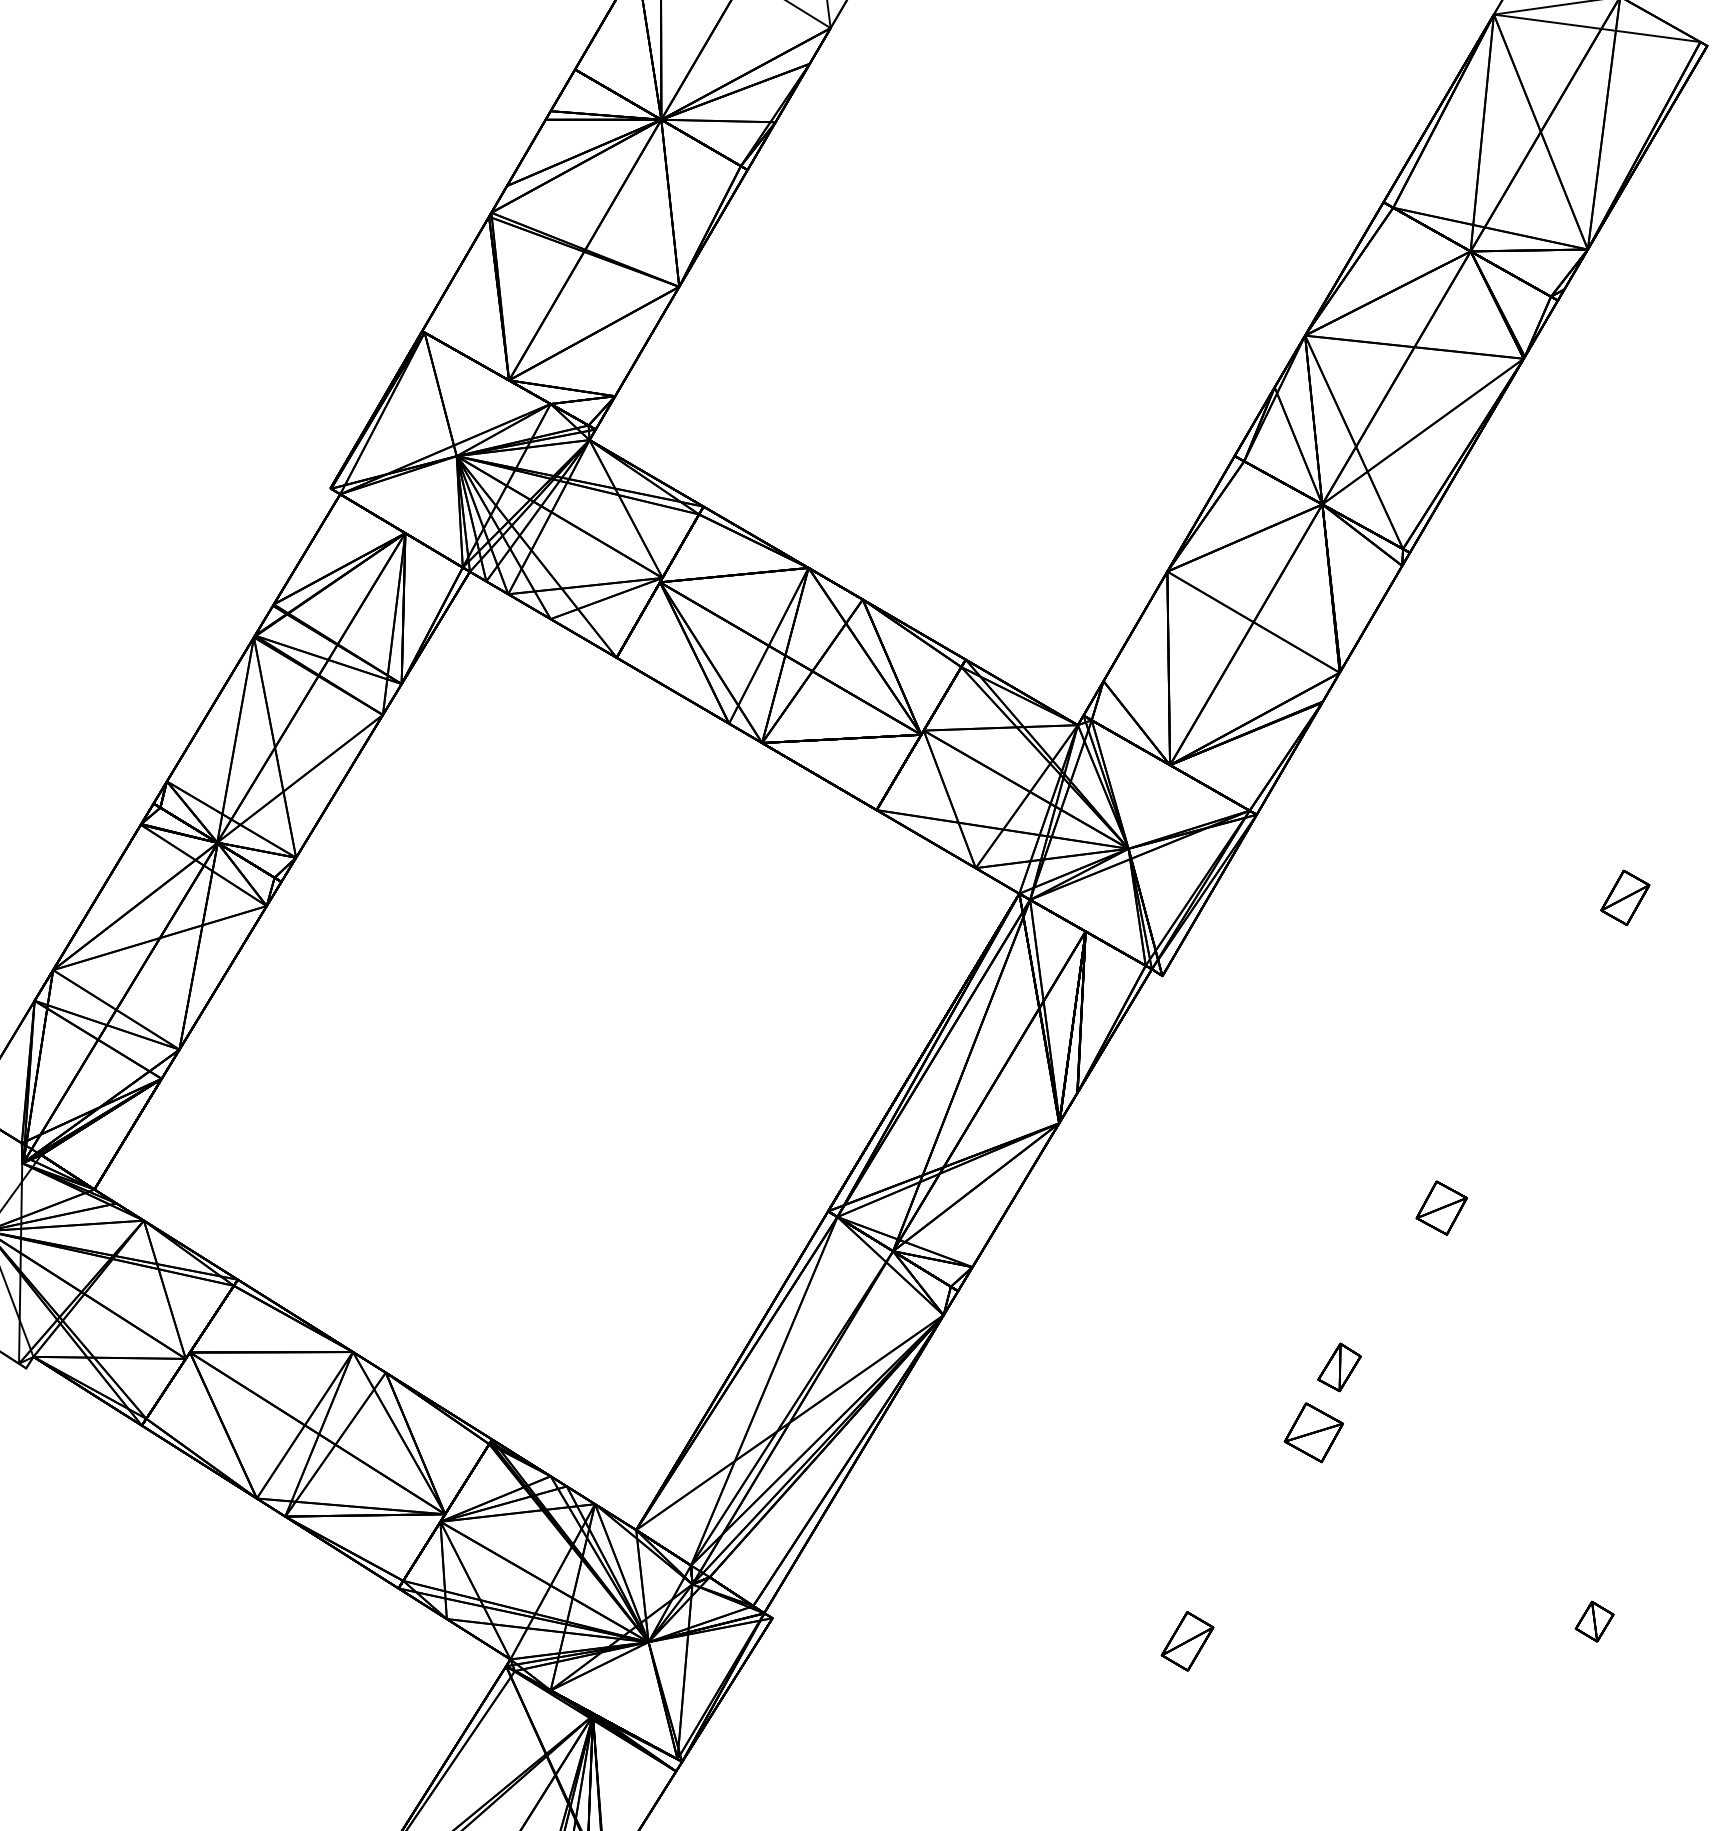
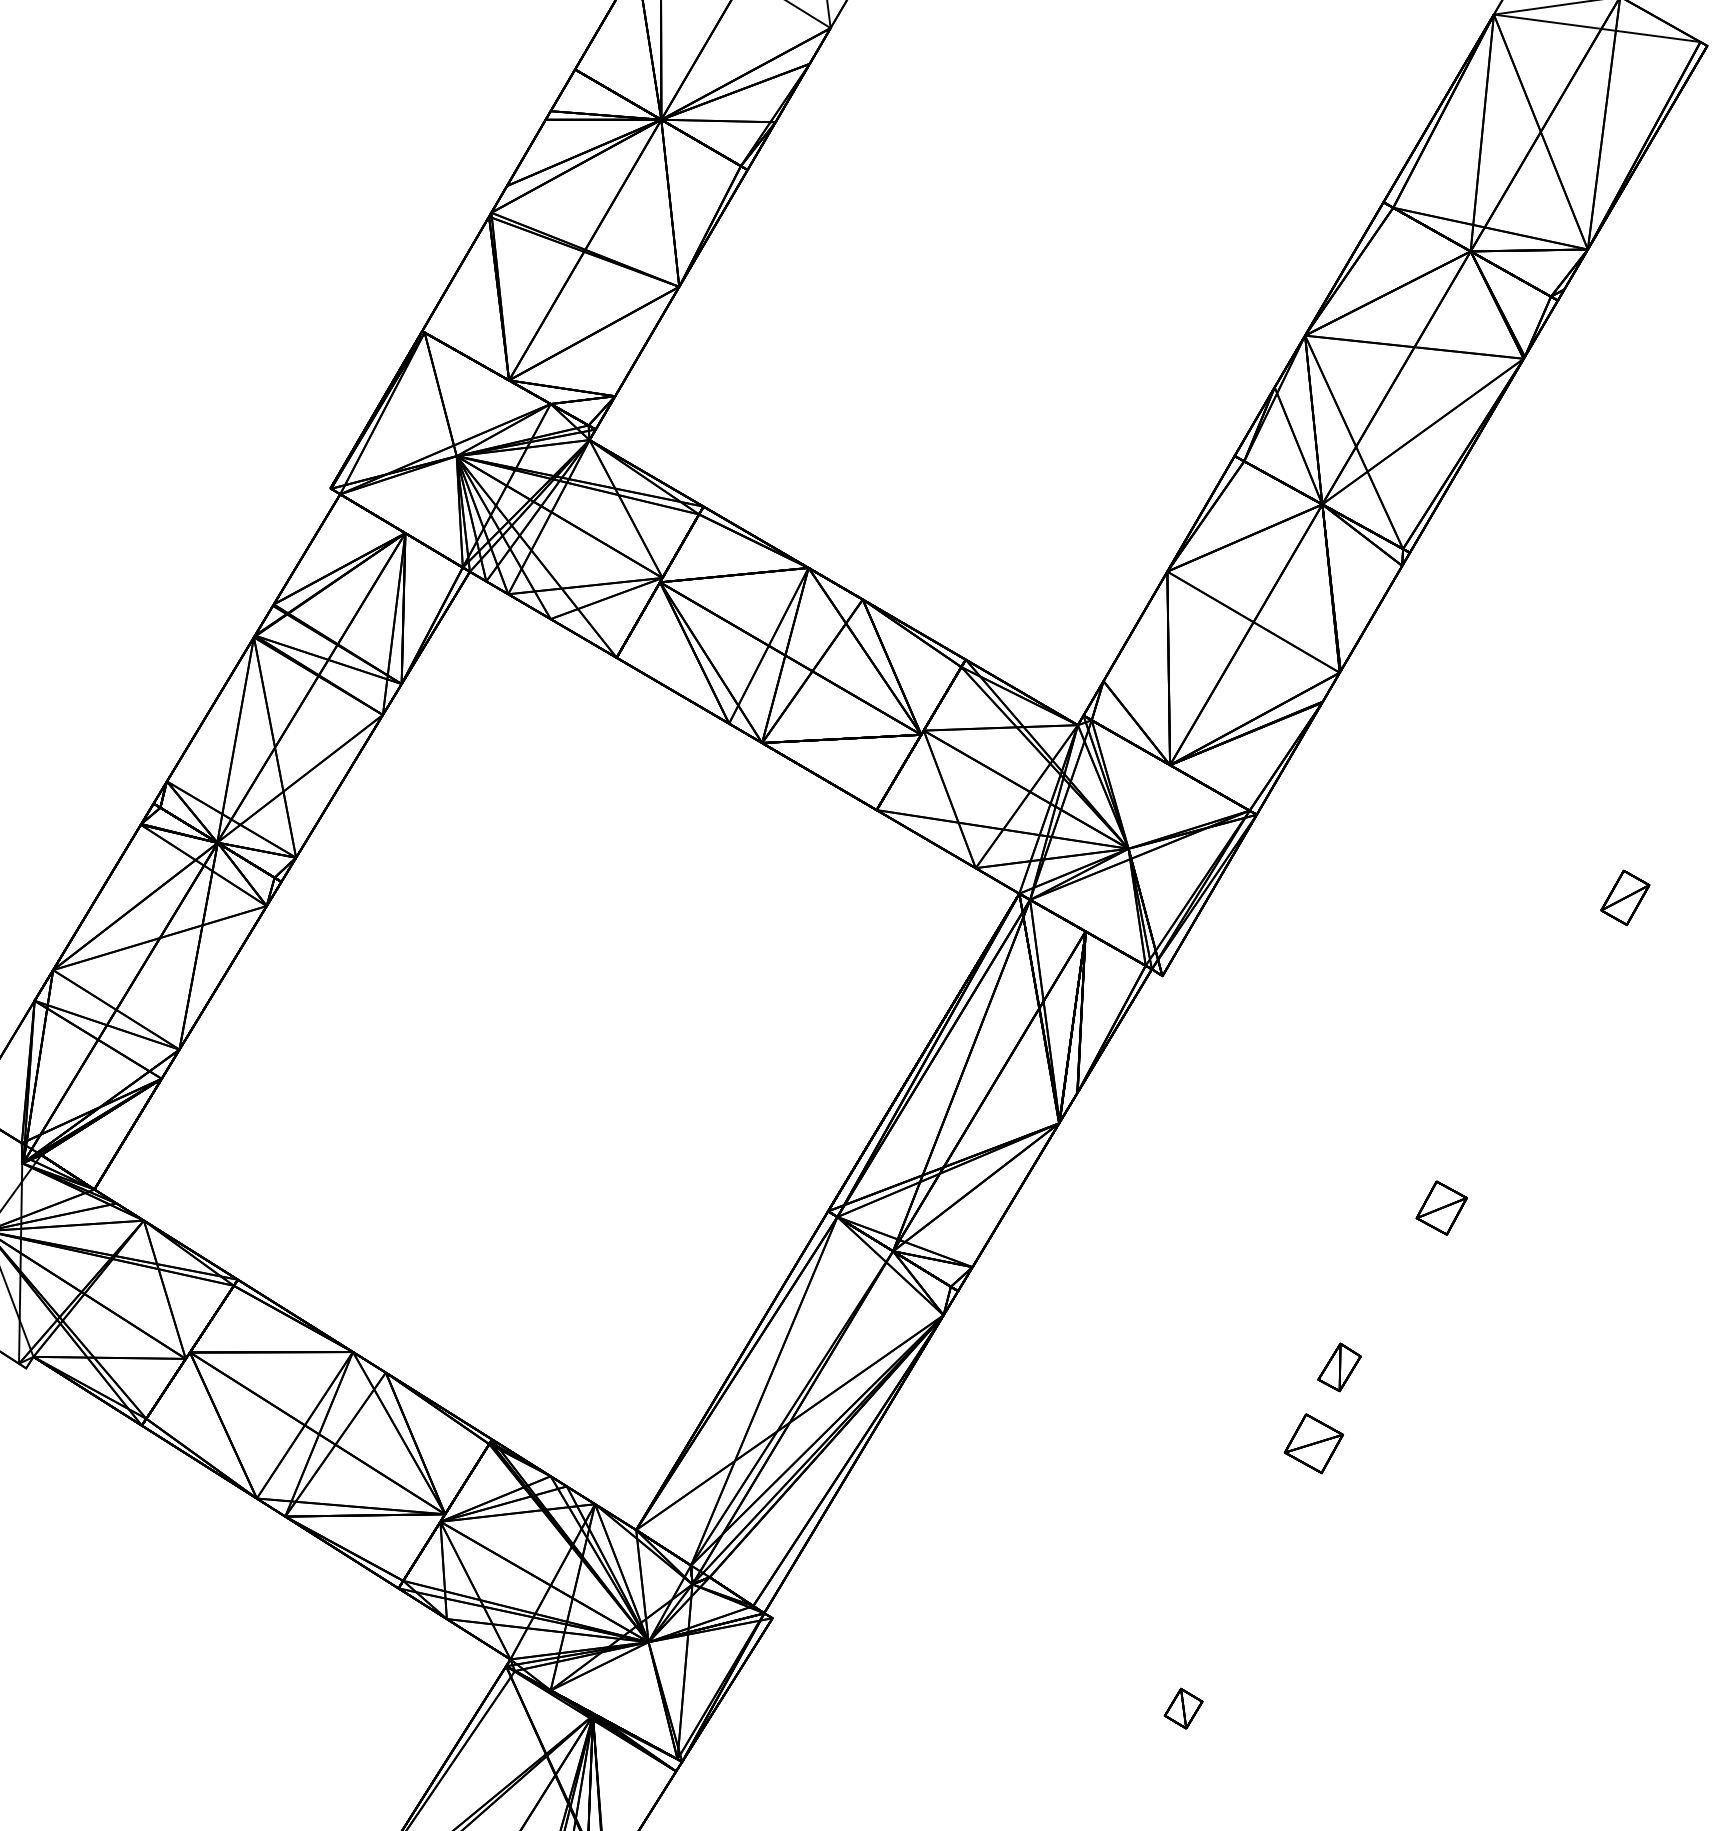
part position: (1313, 1432) -> (1313, 1443) (1313, 1443)
part position: (1594, 1621) -> (1183, 1708) (1183, 1708)
part: present -> none (1187, 1641)
